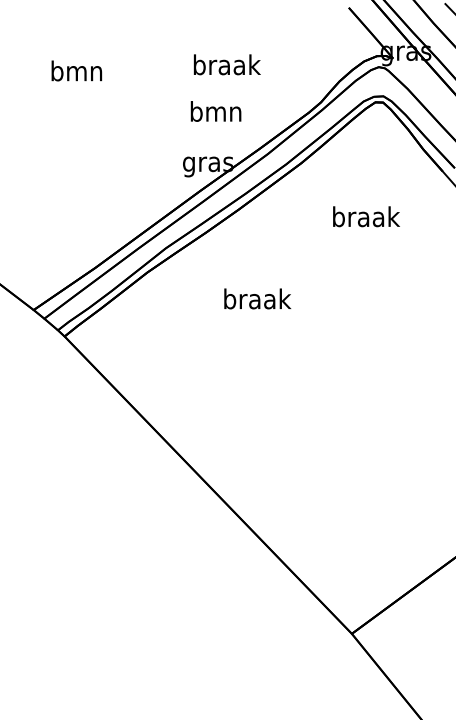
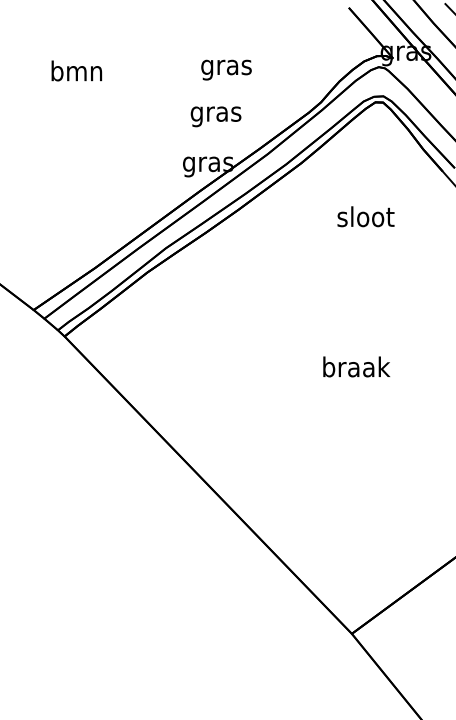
text: braak -> gras (226, 67)
text: bmn -> gras (215, 114)
text: braak -> sloot (366, 216)
text position: (257, 298) -> (356, 366) (356, 366)
